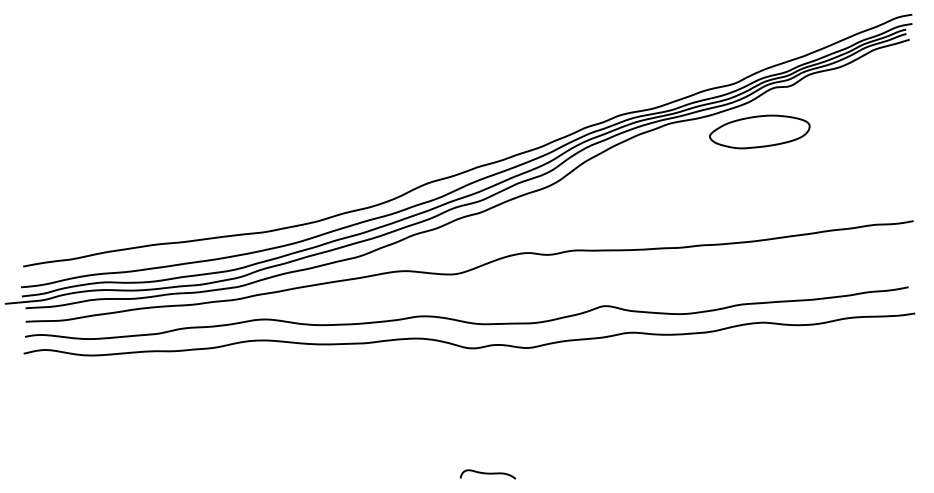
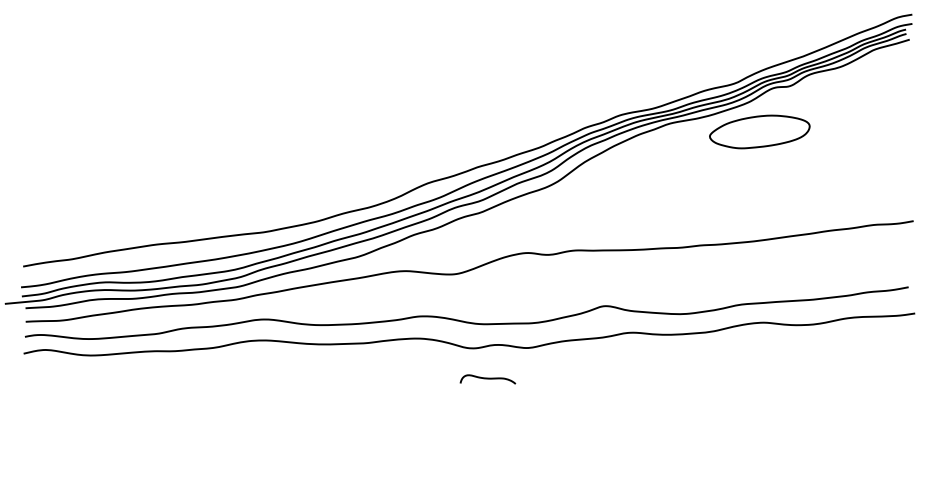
curve position: (487, 474) -> (487, 379) (487, 379)
